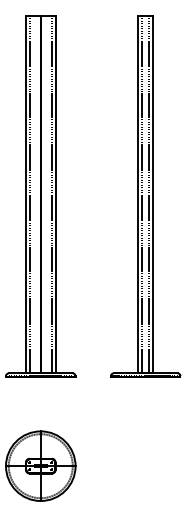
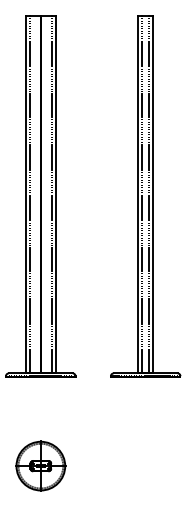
part size: 72x72 px -> 52x52 px (40, 465)
